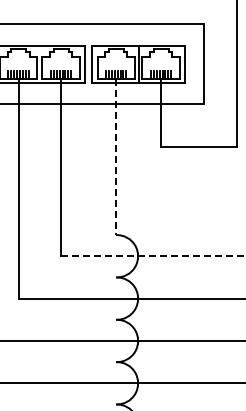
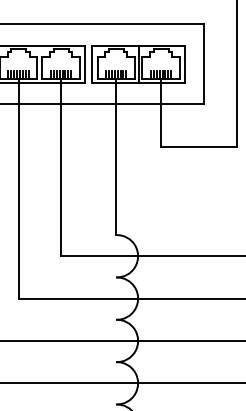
line: dashed -> solid (116, 157)
line: dashed -> solid (153, 256)
